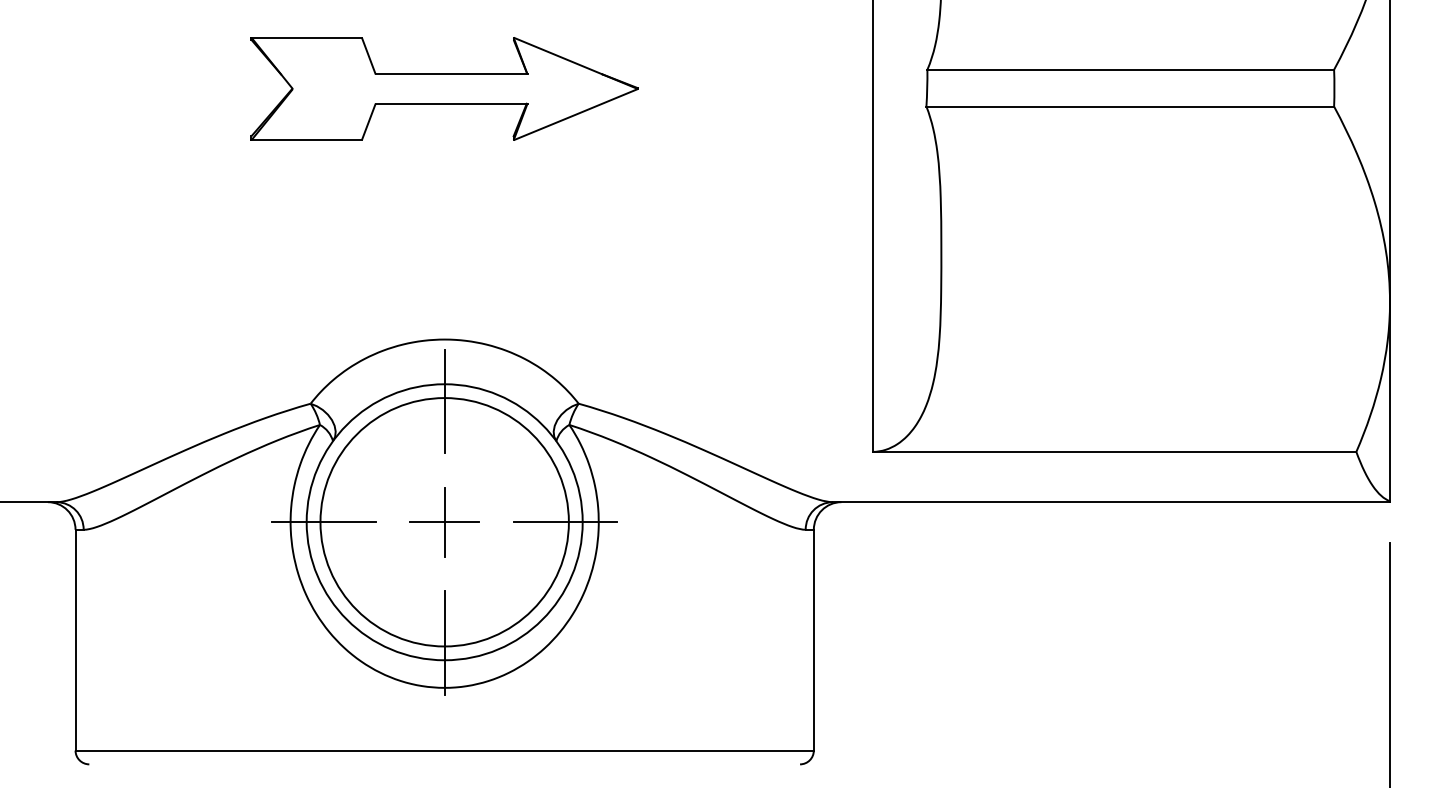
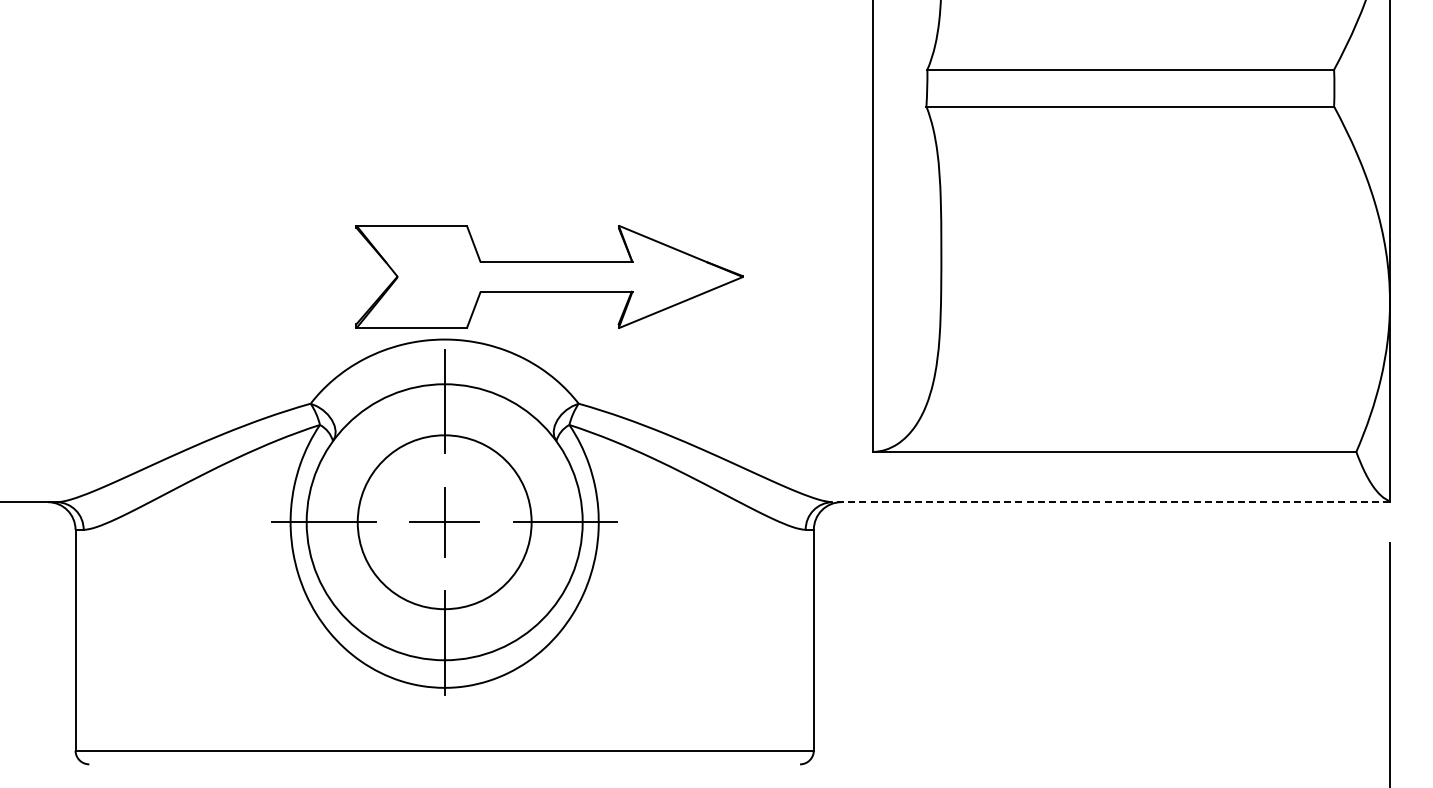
part position: (444, 88) -> (549, 276) (549, 276)
line: solid -> dashed (1111, 502)
circle diameter: 248 px -> 174 px (444, 522)
